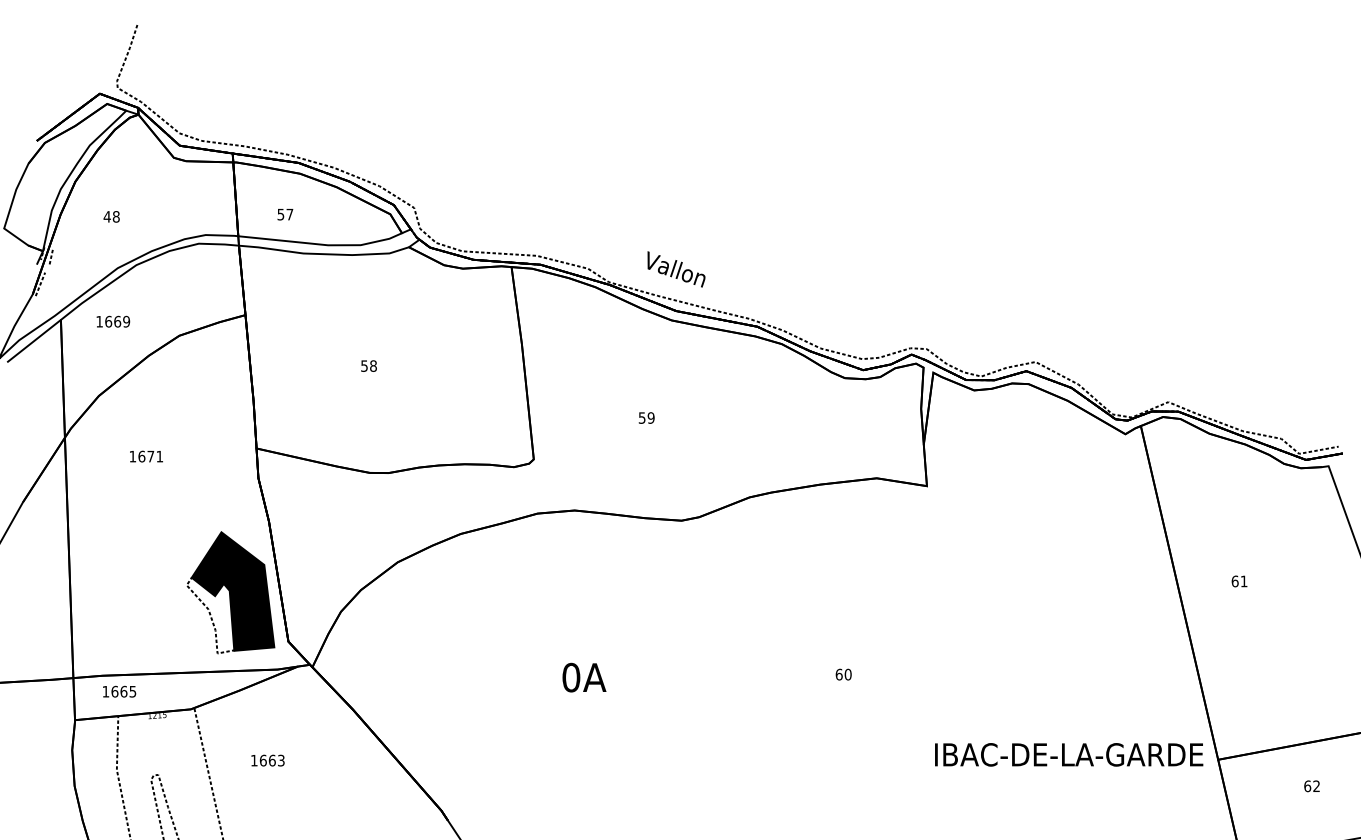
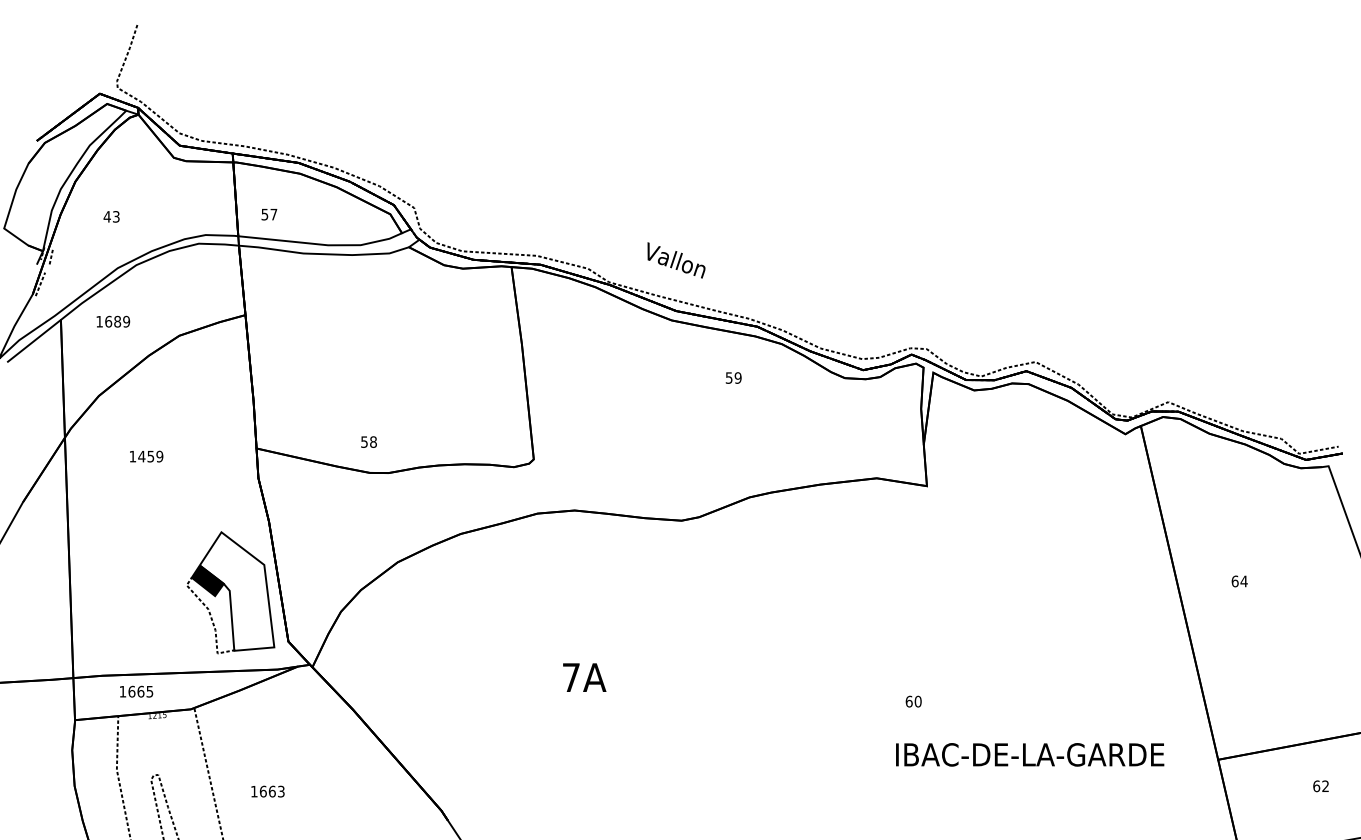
text position: (285, 214) -> (269, 214) (269, 214)
text: 48 -> 43 (115, 216)
text position: (676, 269) -> (676, 260) (676, 260)
text: 1669 -> 1689 (117, 321)
text position: (368, 365) -> (368, 441) (368, 441)
text position: (646, 417) -> (733, 377) (733, 377)
text: 1671 -> 1459 (150, 456)
text: 61 -> 64 (1243, 581)
fill: present -> none (236, 591)
text position: (843, 674) -> (913, 701) (913, 701)
text: 0A -> 7A (571, 677)
text position: (119, 691) -> (136, 691) (136, 691)
text position: (1069, 754) -> (1030, 754) (1030, 754)
text position: (267, 760) -> (267, 791) (267, 791)
text position: (1311, 786) -> (1320, 786) (1320, 786)
